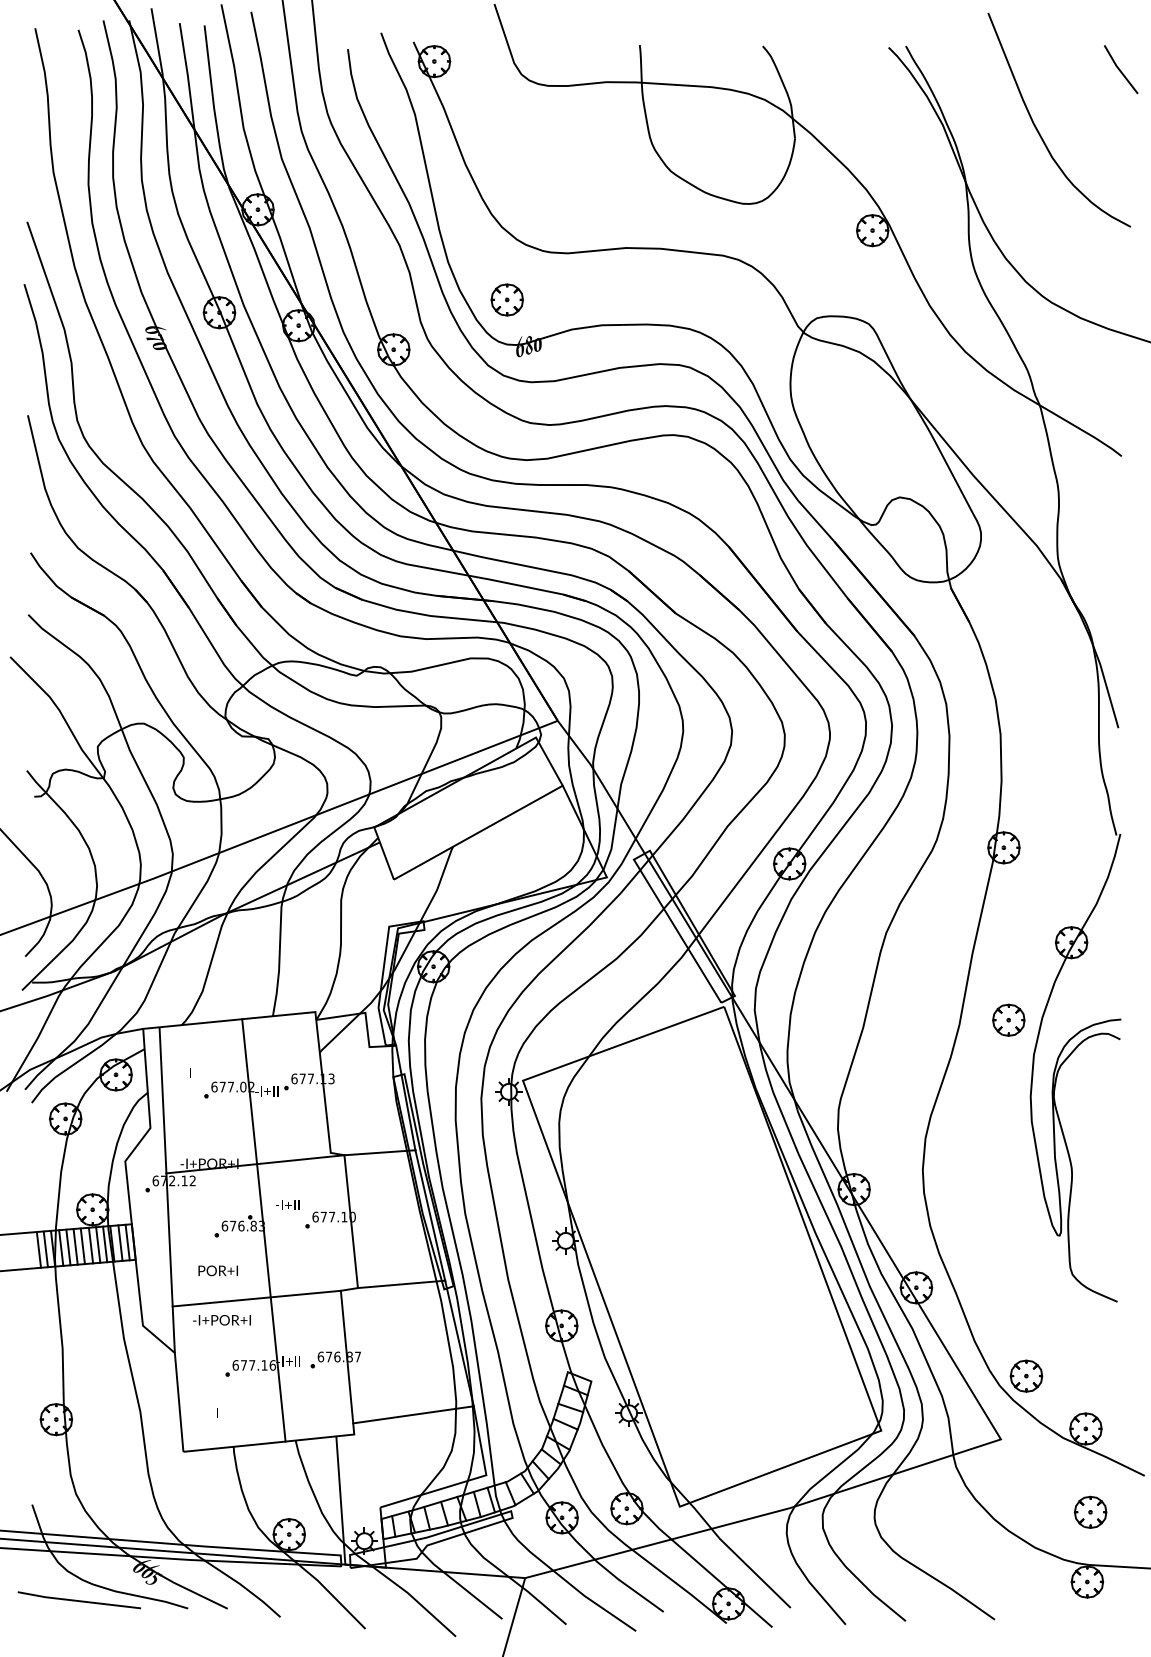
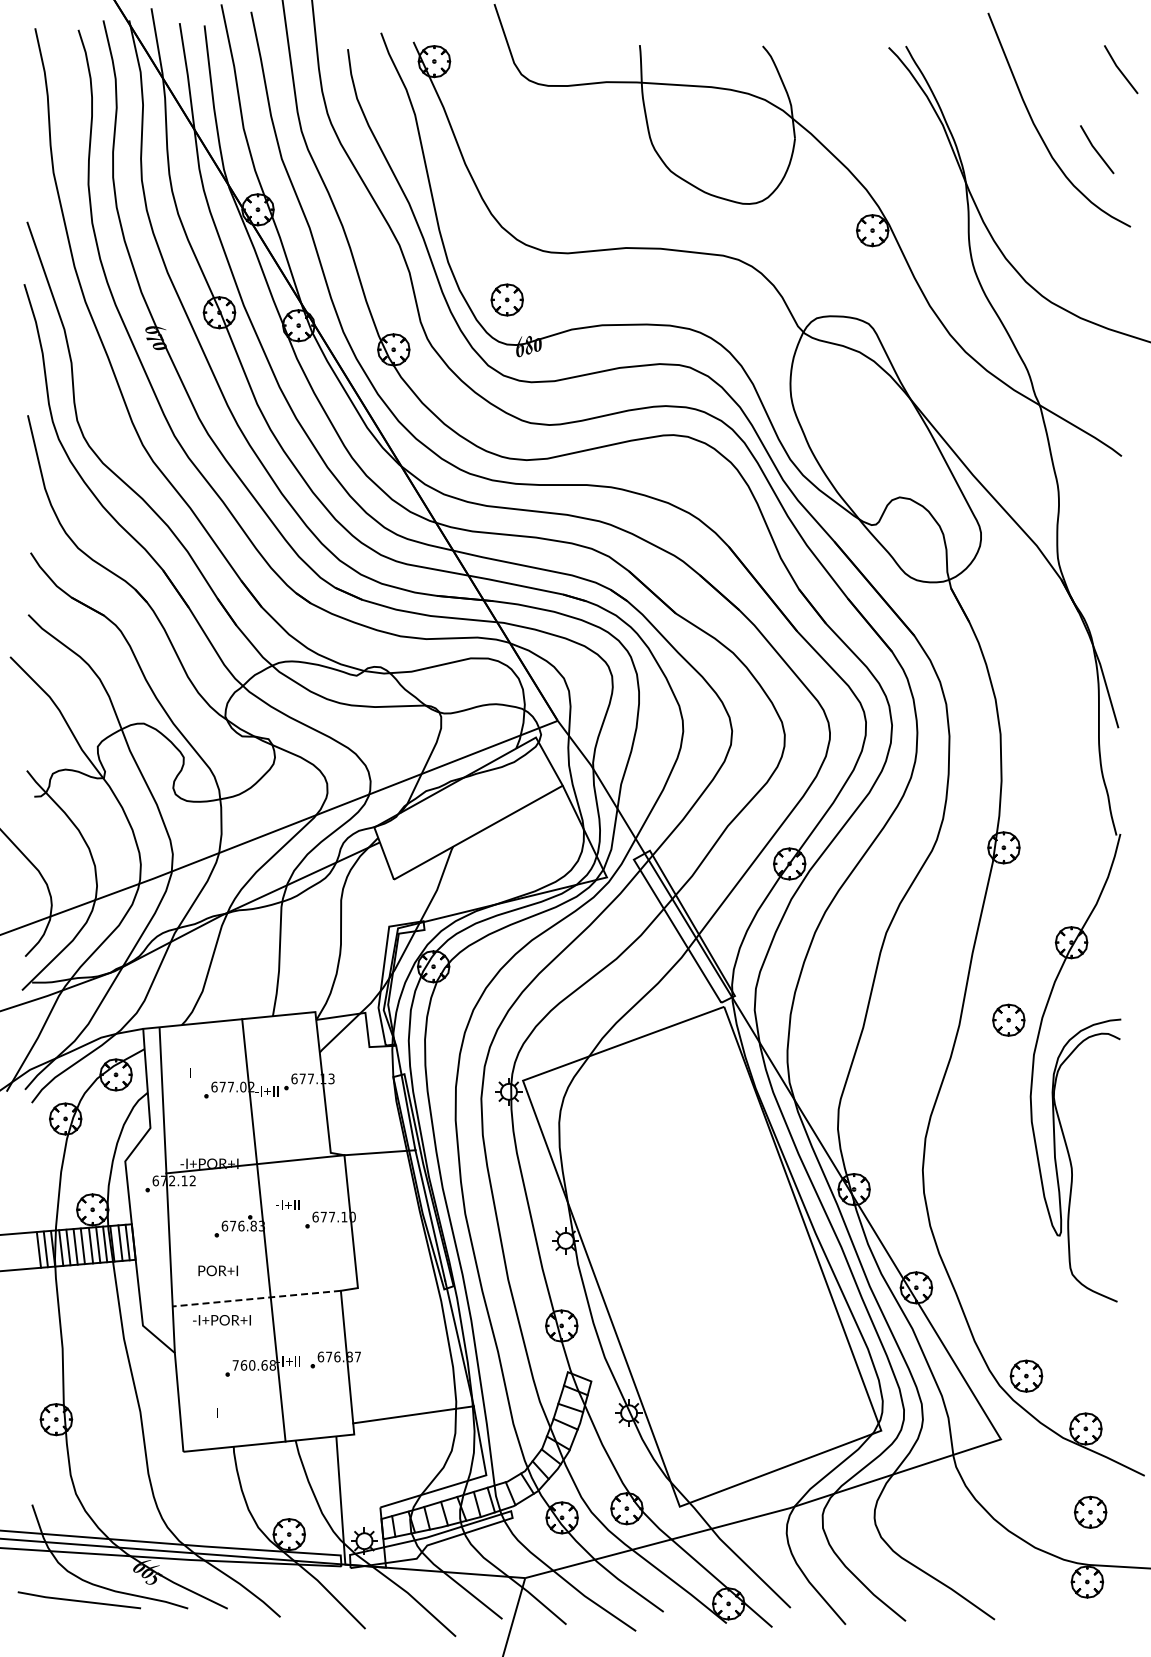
line: none -> present (1096, 149)
line: present -> none (401, 1284)
line: solid -> dashed (256, 1298)
text: 677.16 -> 760.68 (253, 1365)
